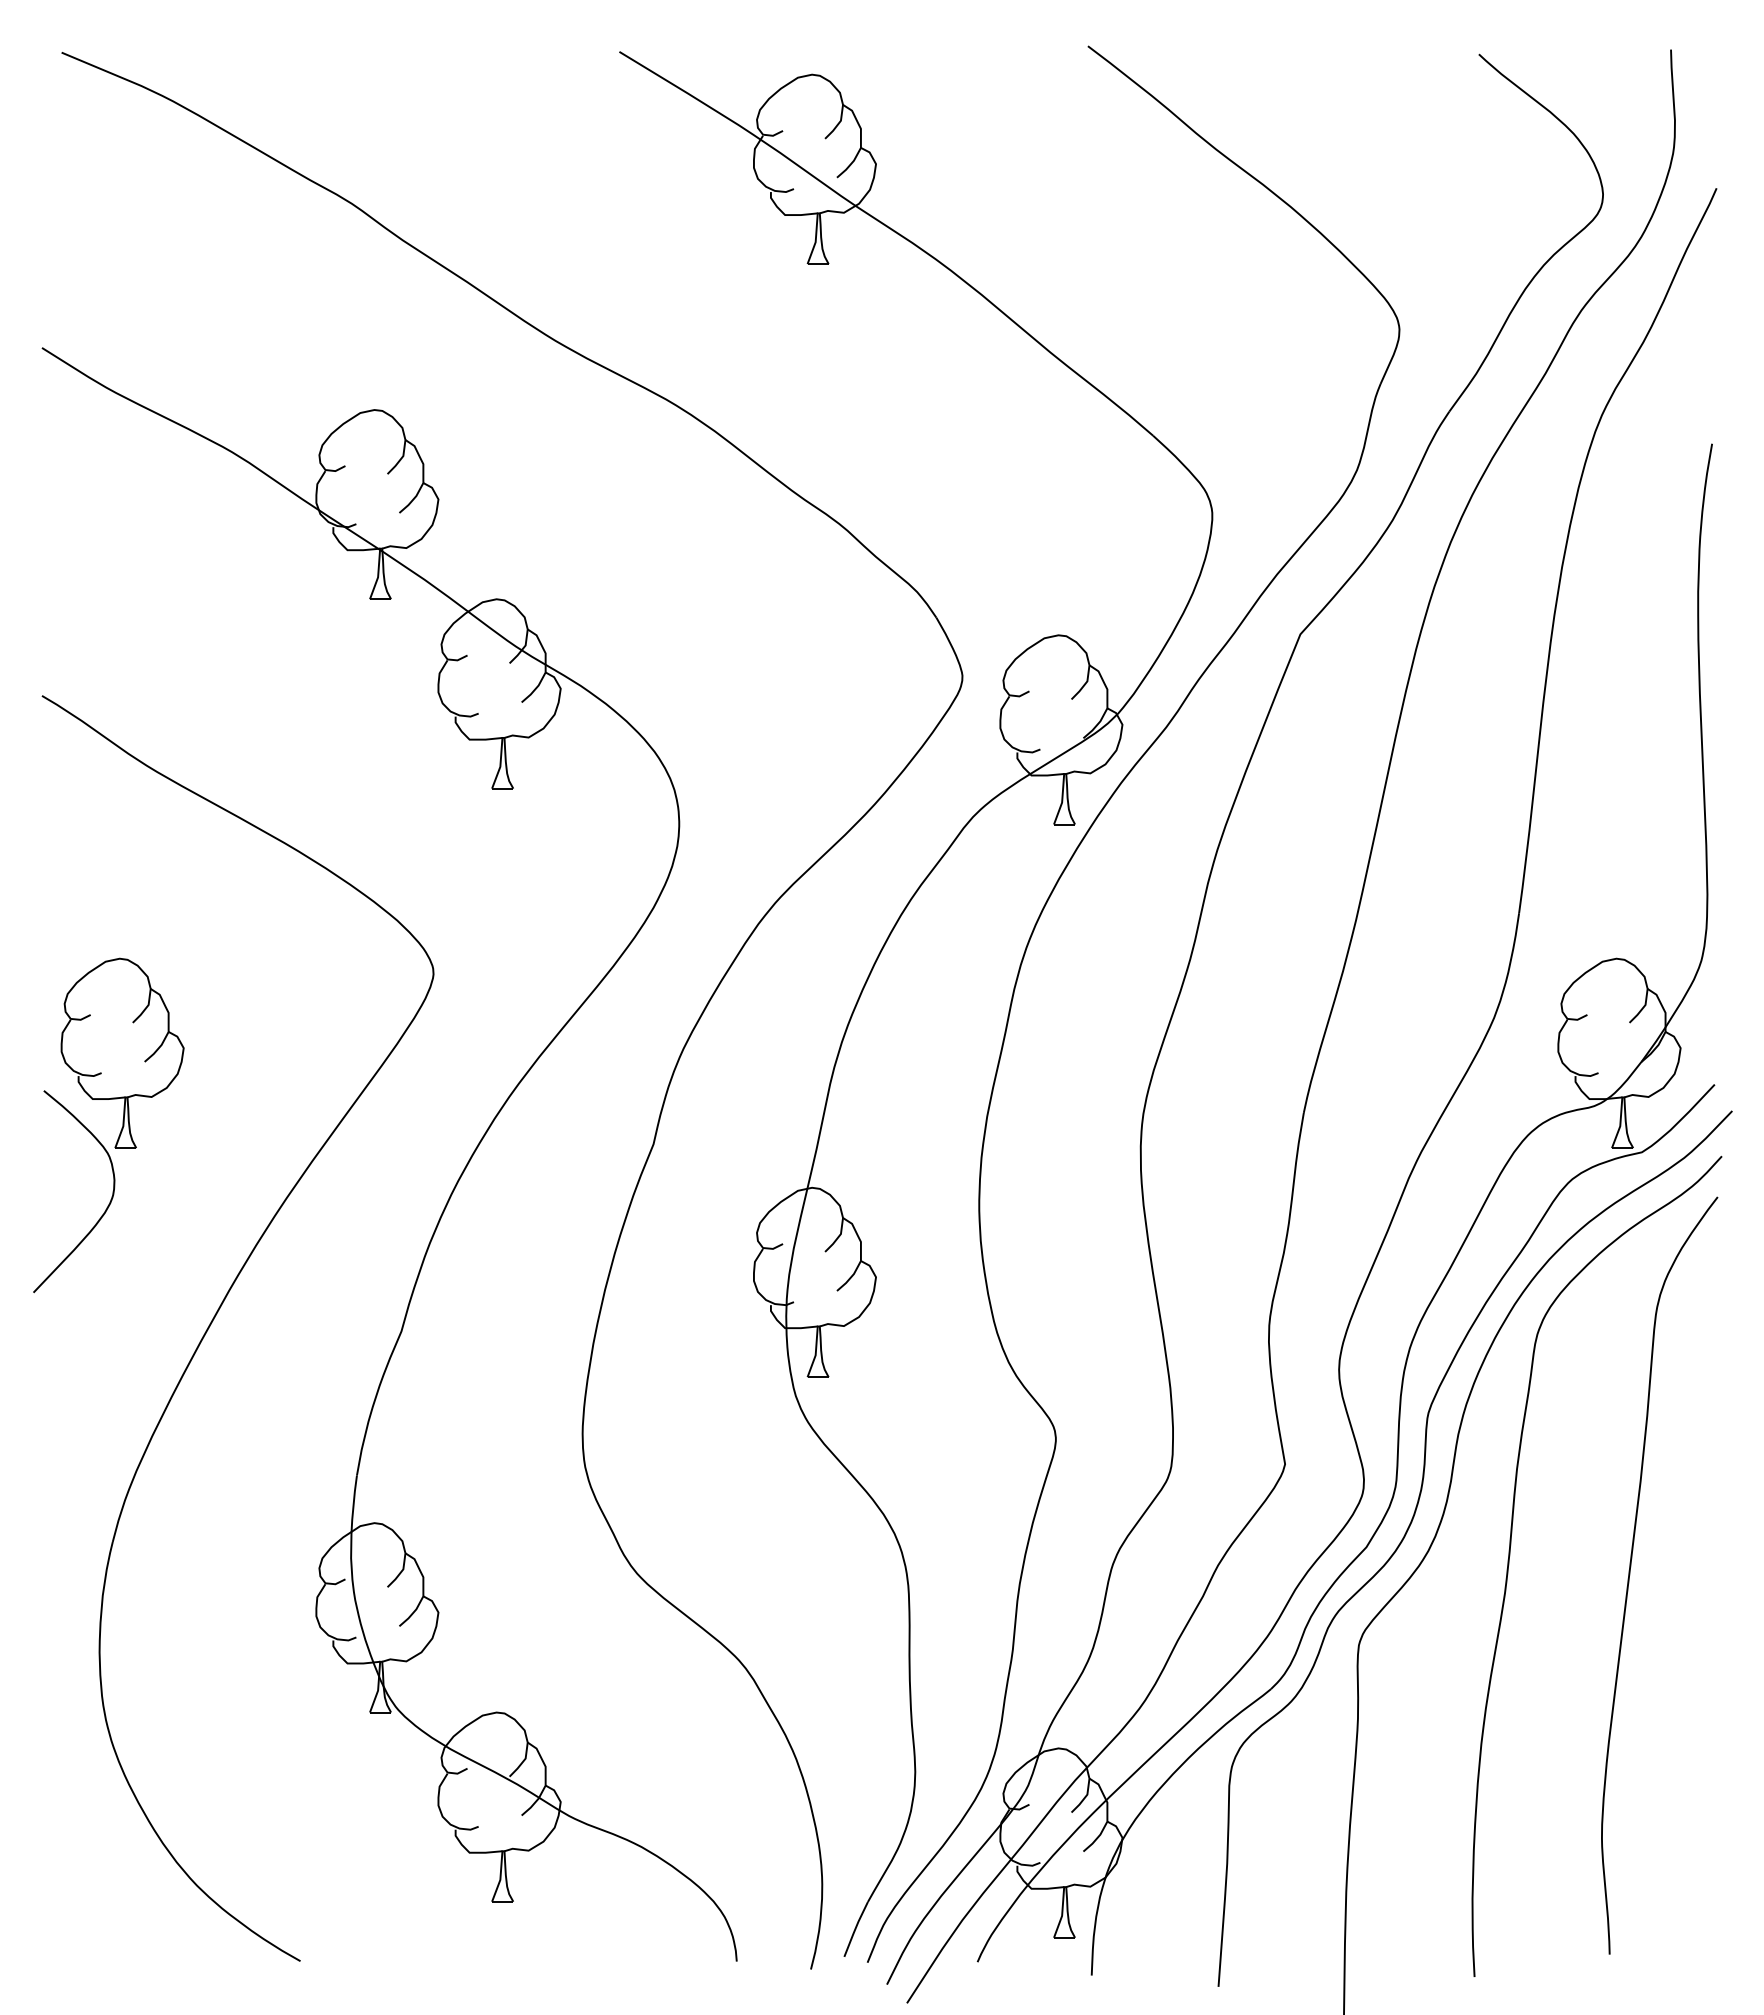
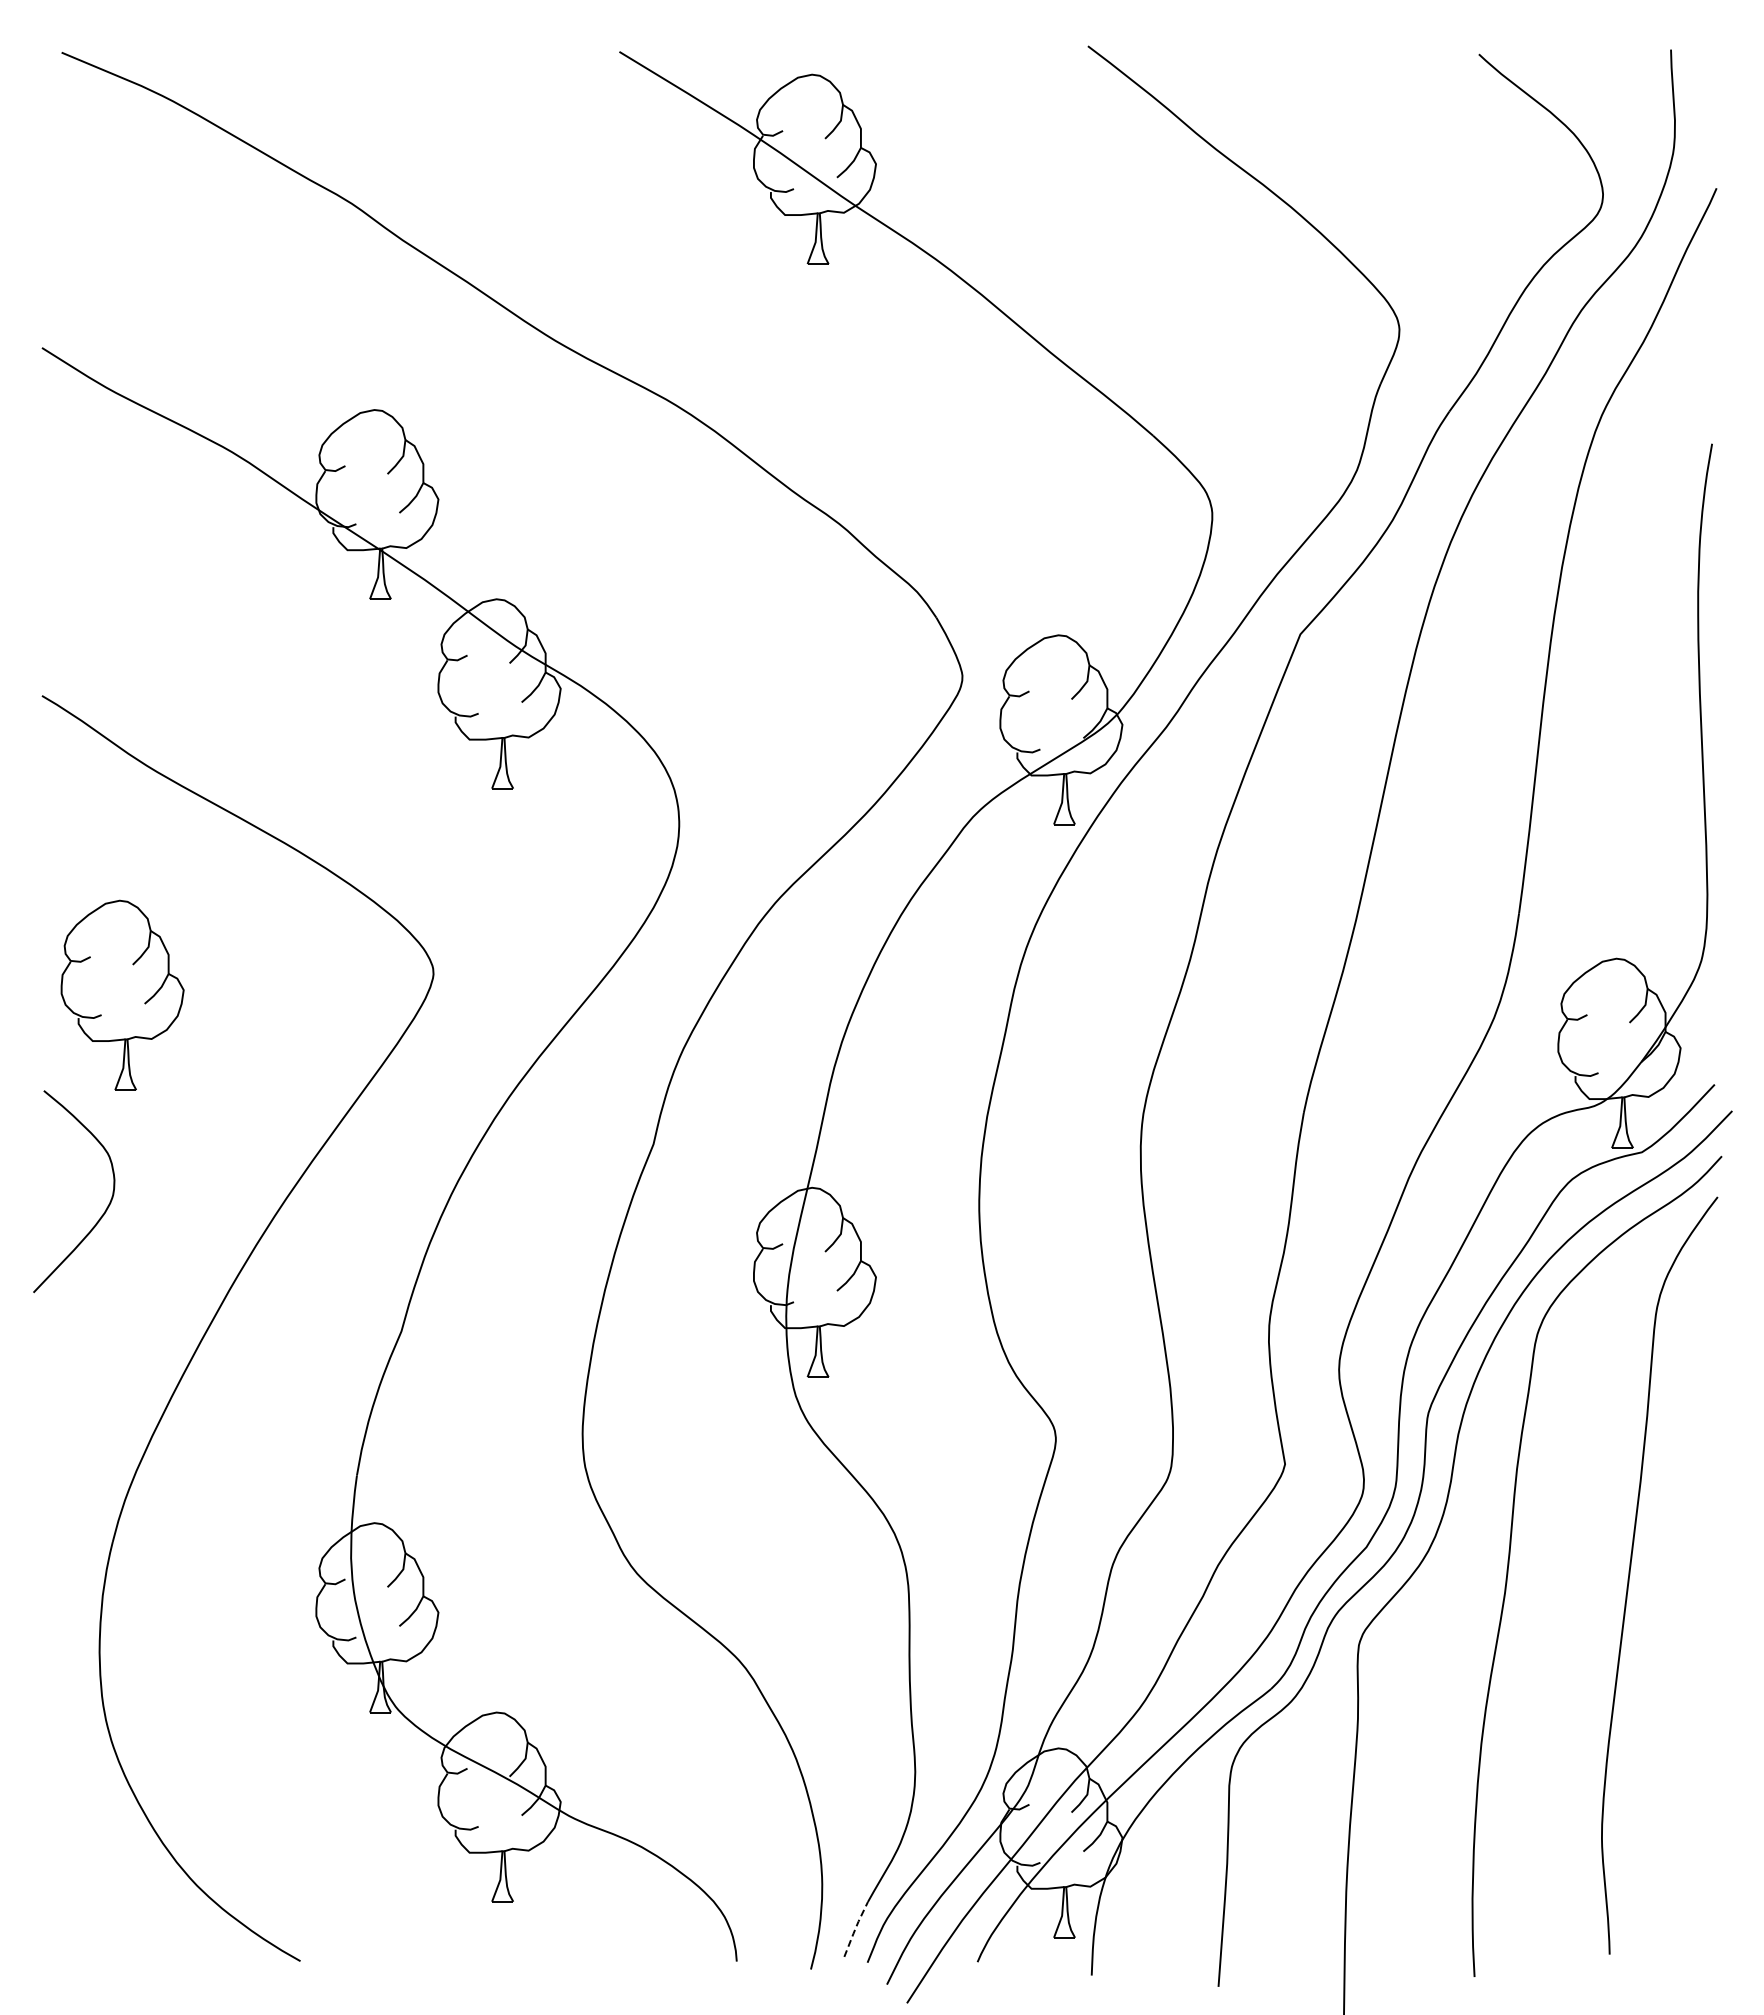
part position: (144, 1060) -> (144, 1002) (144, 1002)
line: solid -> dashed (855, 1928)
